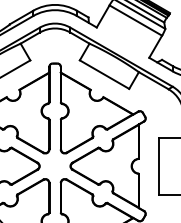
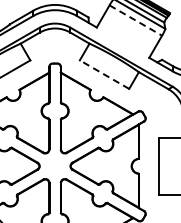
line: solid -> dashed (136, 20)
line: solid -> dashed (104, 74)
